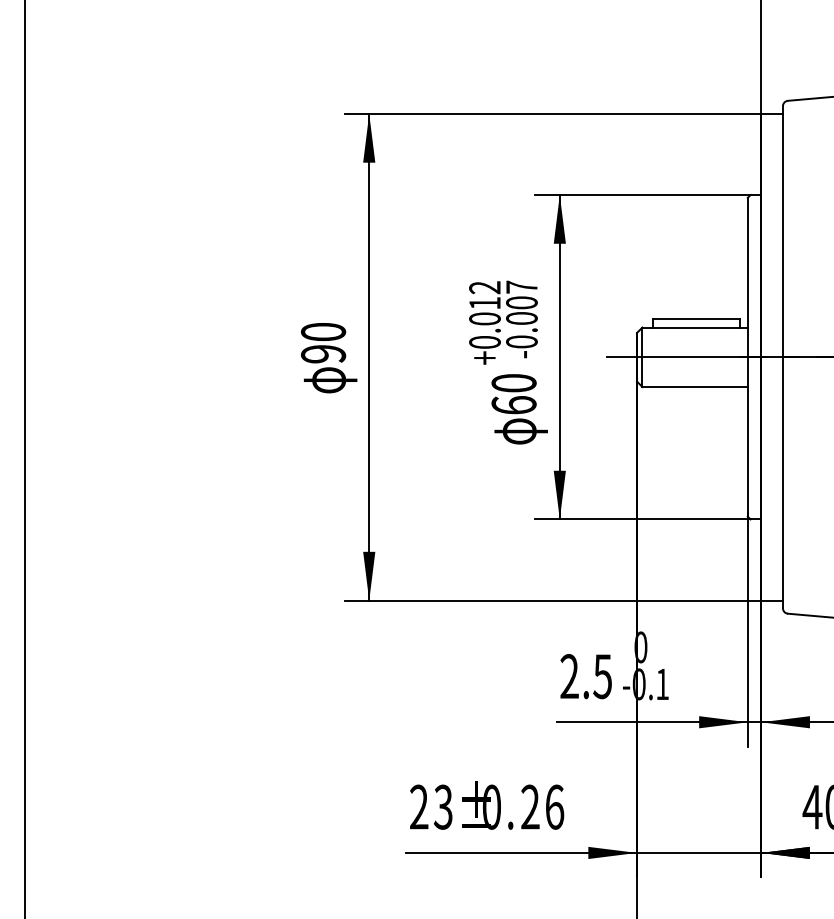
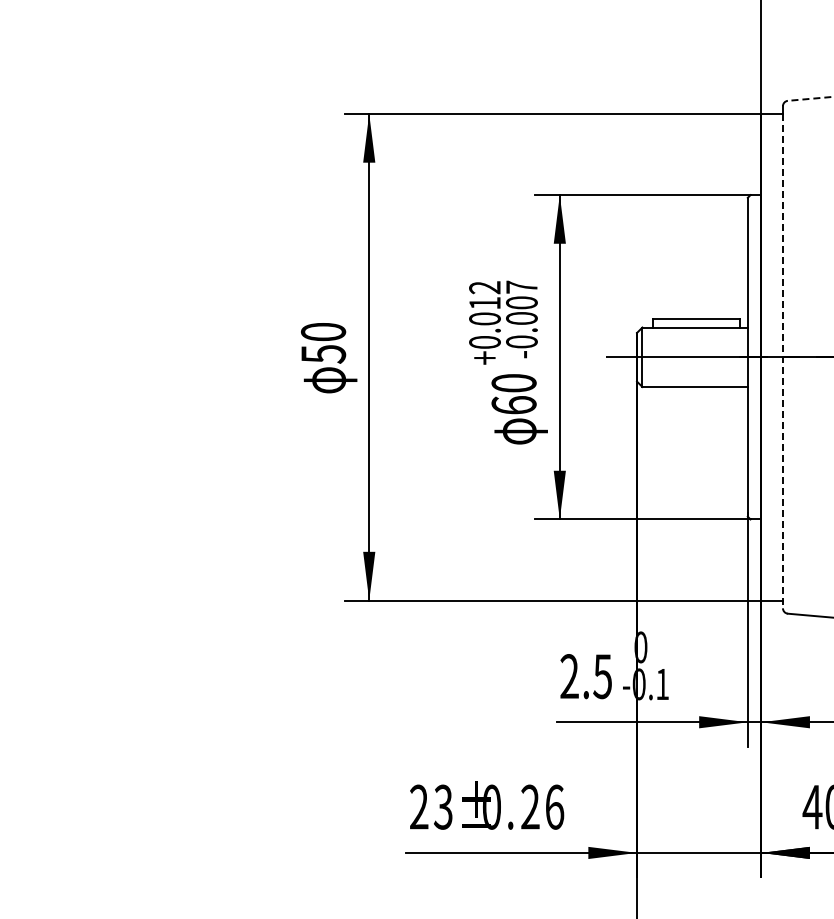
line: solid -> dashed (810, 98)
text: 90 -> 50 (323, 354)
line: solid -> dashed (782, 361)
line: present -> none (24, 458)
